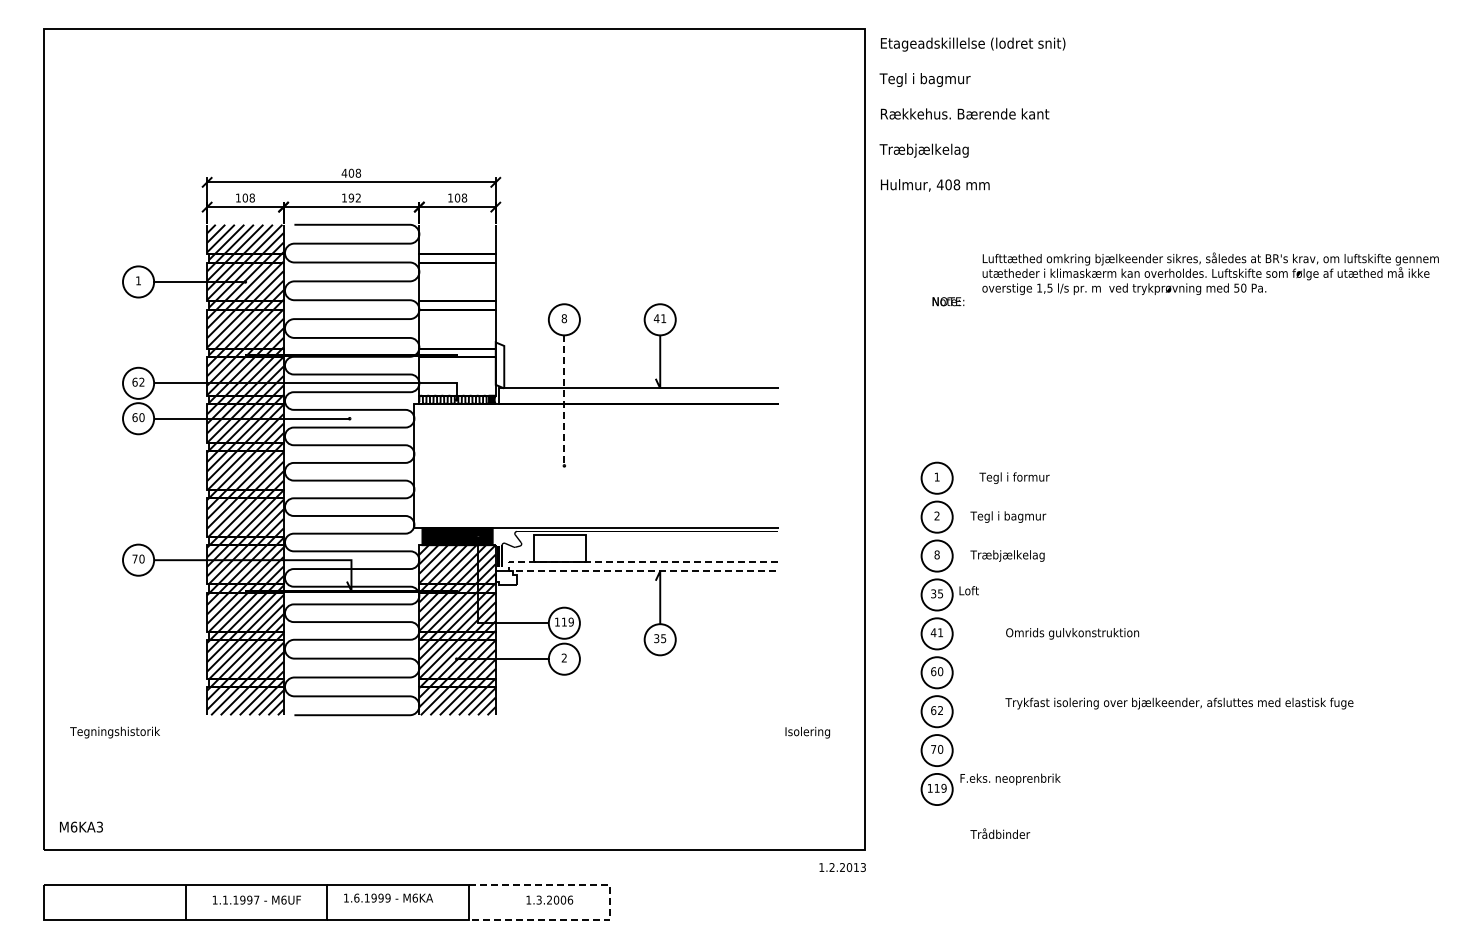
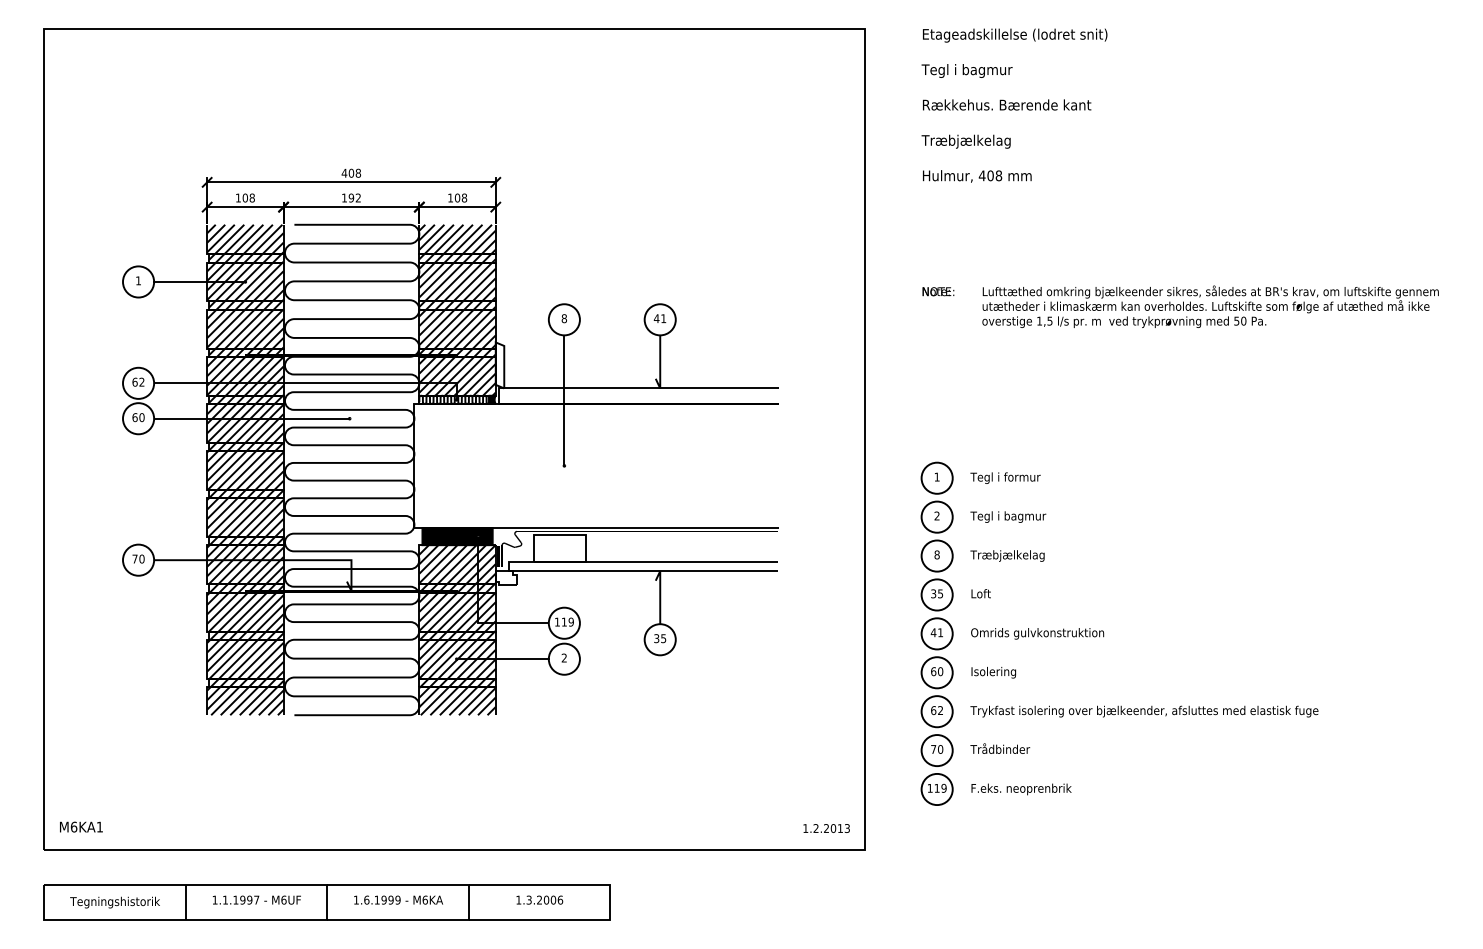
text position: (972, 114) -> (1014, 105) (1014, 105)
text position: (1210, 273) -> (1210, 306) (1210, 306)
text position: (948, 301) -> (938, 291) (938, 291)
hatch: none -> present (457, 309)
line: dashed -> solid (564, 401)
text position: (1014, 477) -> (1005, 477) (1005, 477)
line: dashed -> solid (508, 566)
text position: (968, 590) -> (980, 593) (980, 593)
text position: (1072, 633) -> (1037, 633) (1037, 633)
text position: (1179, 703) -> (1144, 711) (1144, 711)
text position: (114, 732) -> (114, 902) (114, 902)
text position: (807, 732) -> (993, 672) (993, 672)
text position: (1010, 779) -> (1021, 789) (1021, 789)
text: M6KA3 -> M6KA1 (99, 826)
text position: (1000, 833) -> (1000, 748) (1000, 748)
text position: (842, 867) -> (826, 828) (826, 828)
text position: (388, 897) -> (398, 899) (398, 899)
text position: (549, 899) -> (539, 899) (539, 899)
line: dashed -> solid (610, 902)
